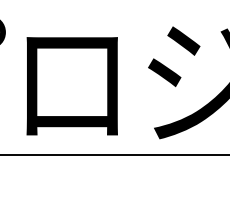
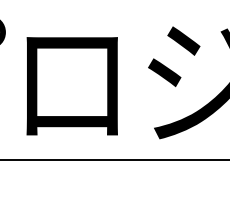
line position: (114, 155) -> (114, 160) (114, 160)
